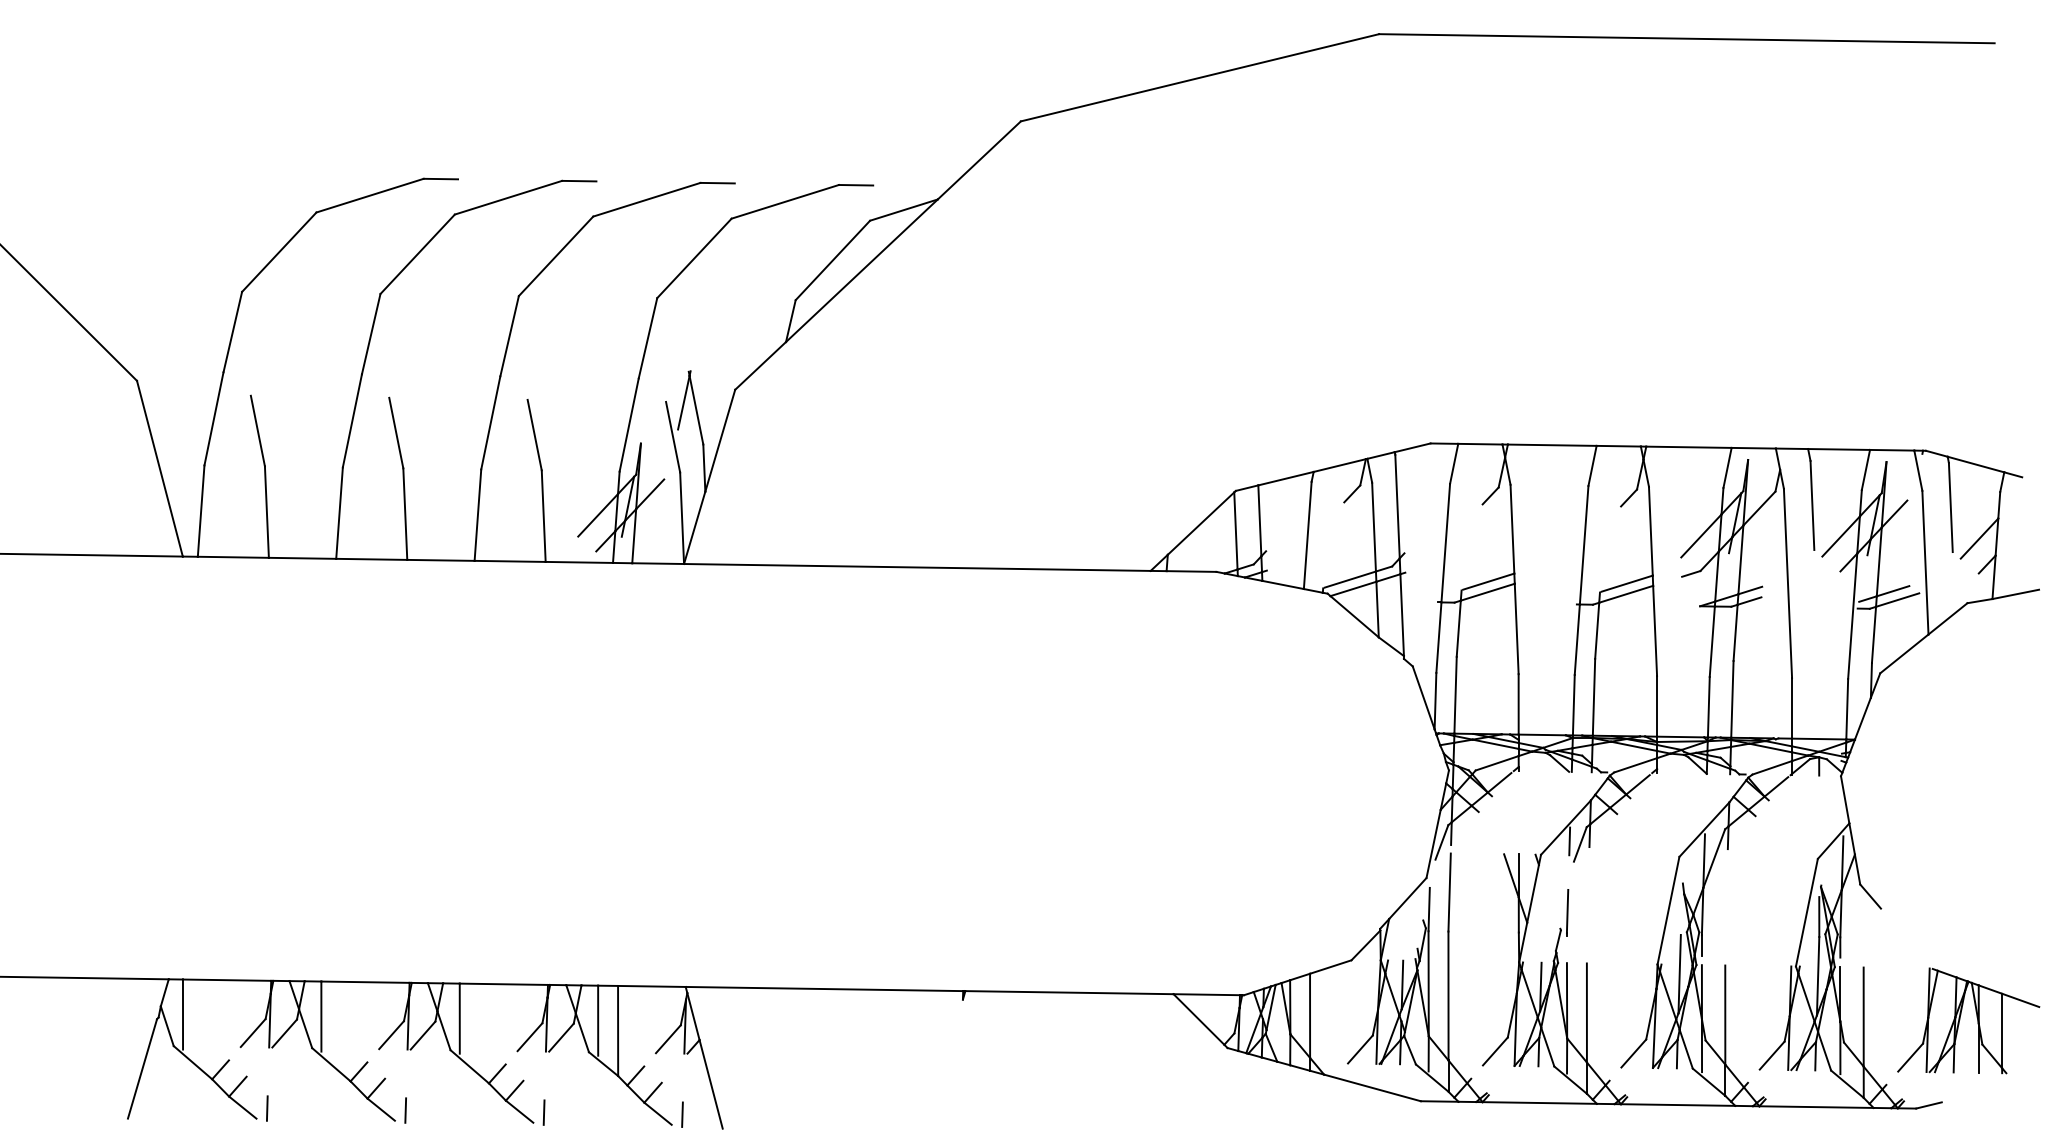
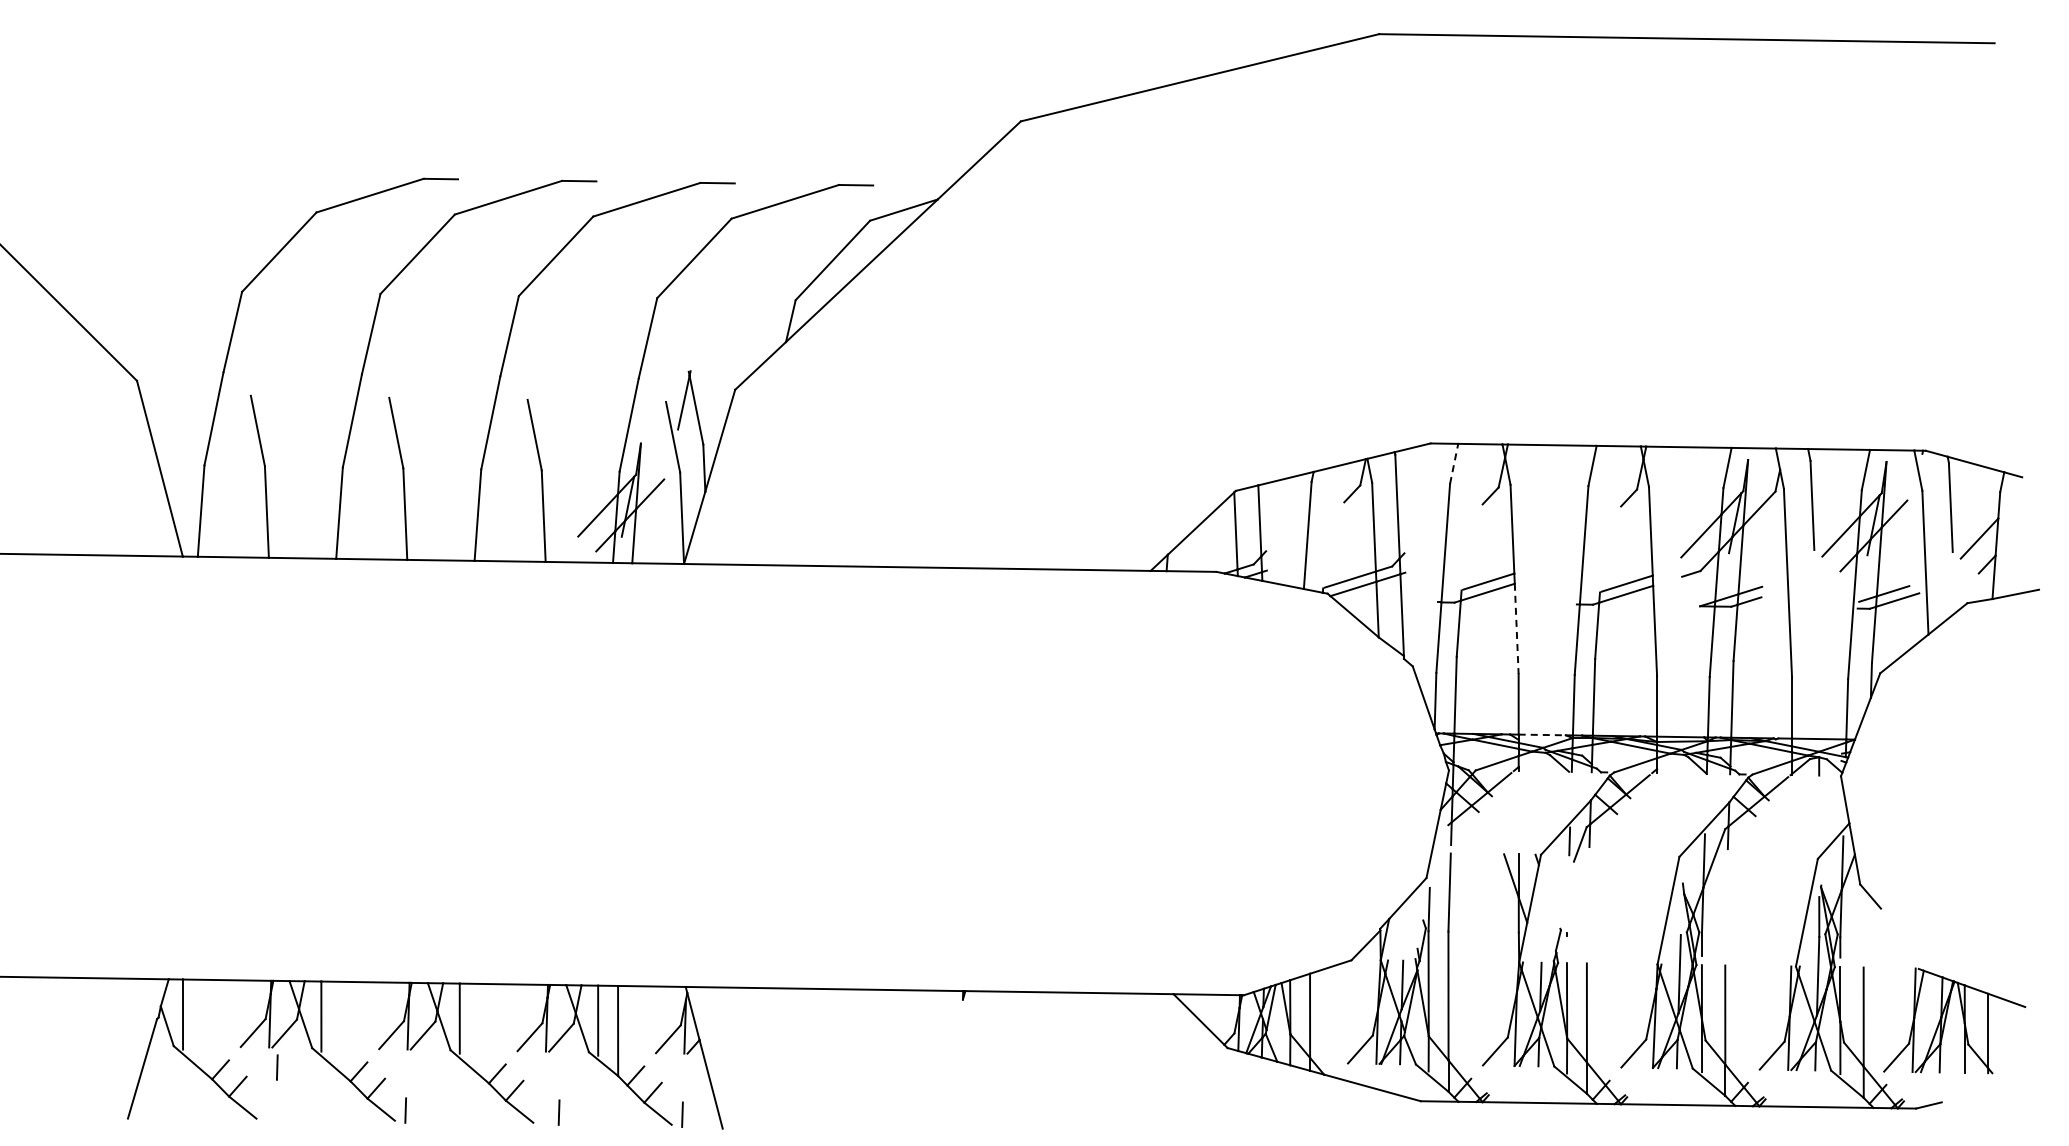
line: solid -> dashed (1454, 463)
line: solid -> dashed (1516, 629)
line: solid -> dashed (1542, 734)
line: present -> none (1441, 842)
line: present -> none (1567, 911)
part position: (1960, 1020) -> (1946, 1020) (1946, 1020)
line position: (267, 1108) -> (277, 1067) (277, 1067)
line position: (543, 1112) -> (558, 1112) (558, 1112)
